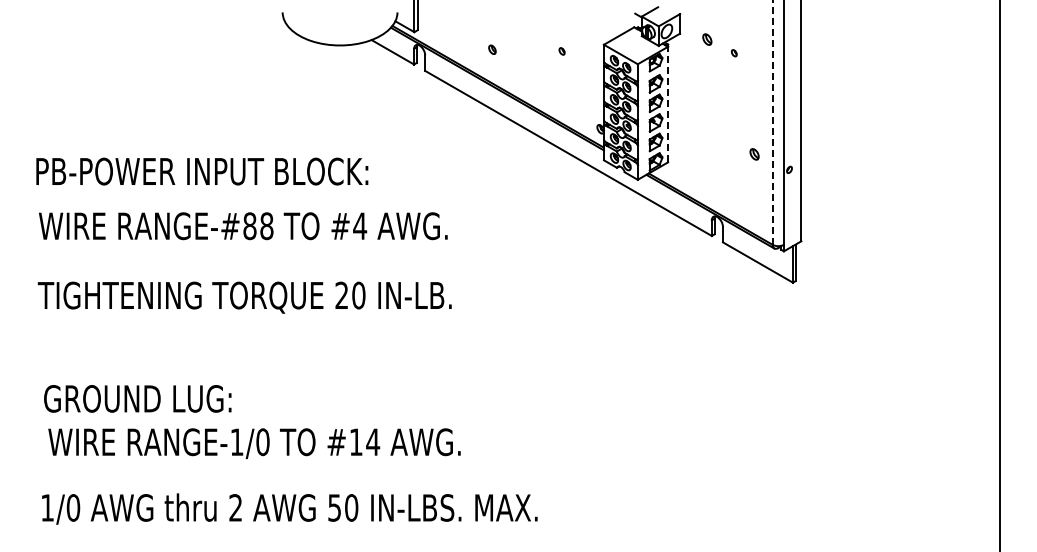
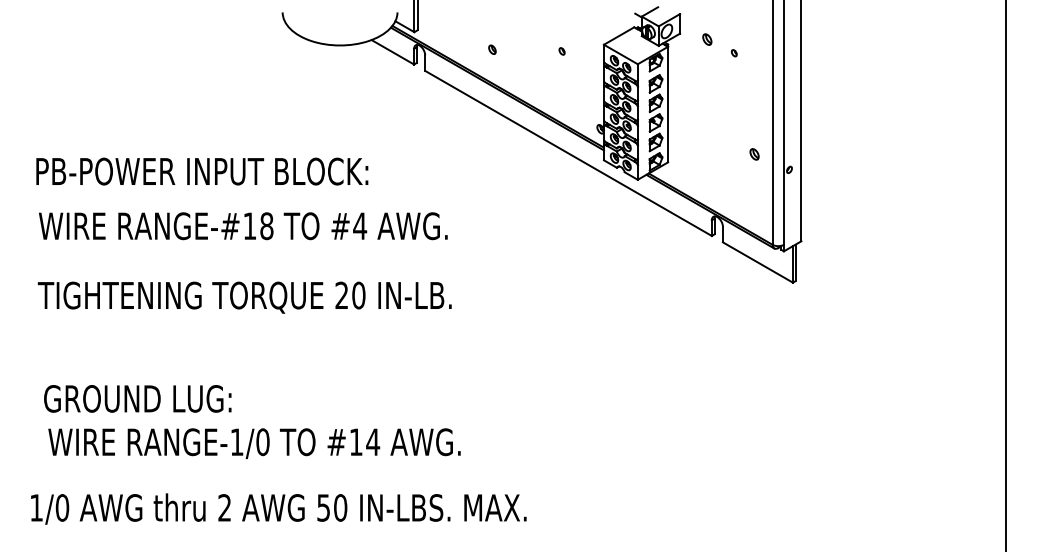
line: dashed -> solid (668, 104)
line: dashed -> solid (772, 122)
text: RANGE-#88 -> RANGE-#18 (249, 226)
line position: (999, 275) -> (1005, 275) (1005, 275)
text position: (289, 508) -> (278, 508) (278, 508)
